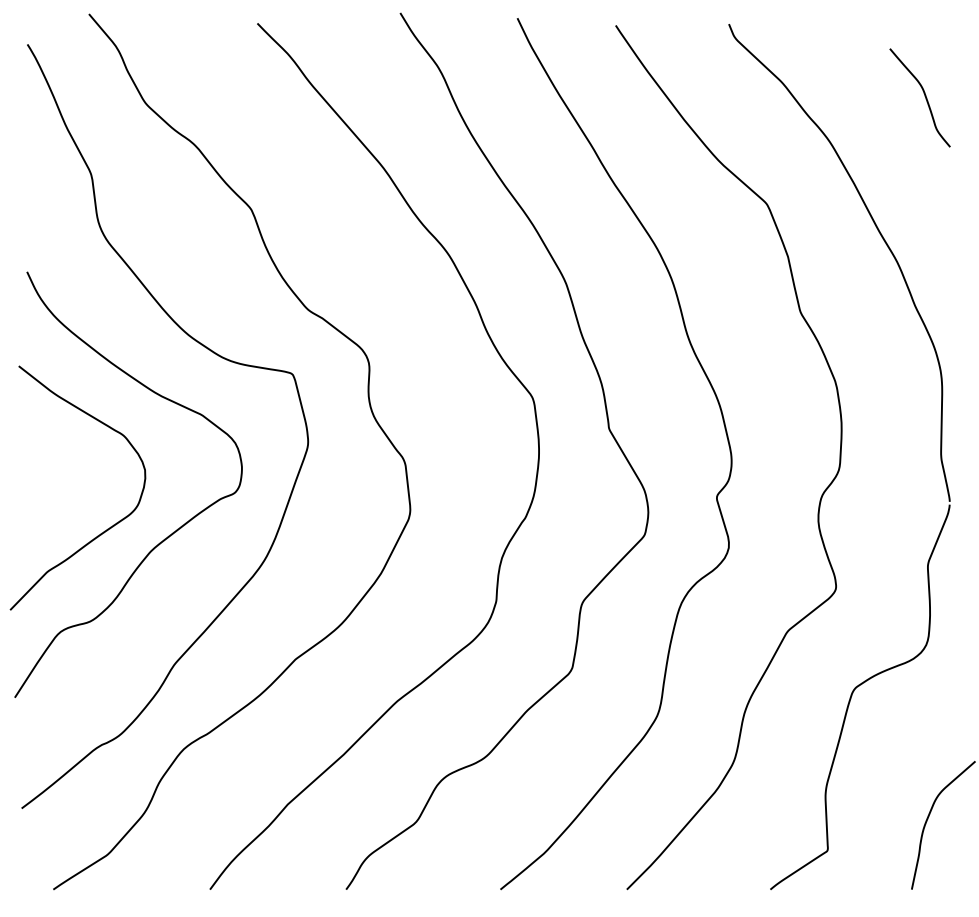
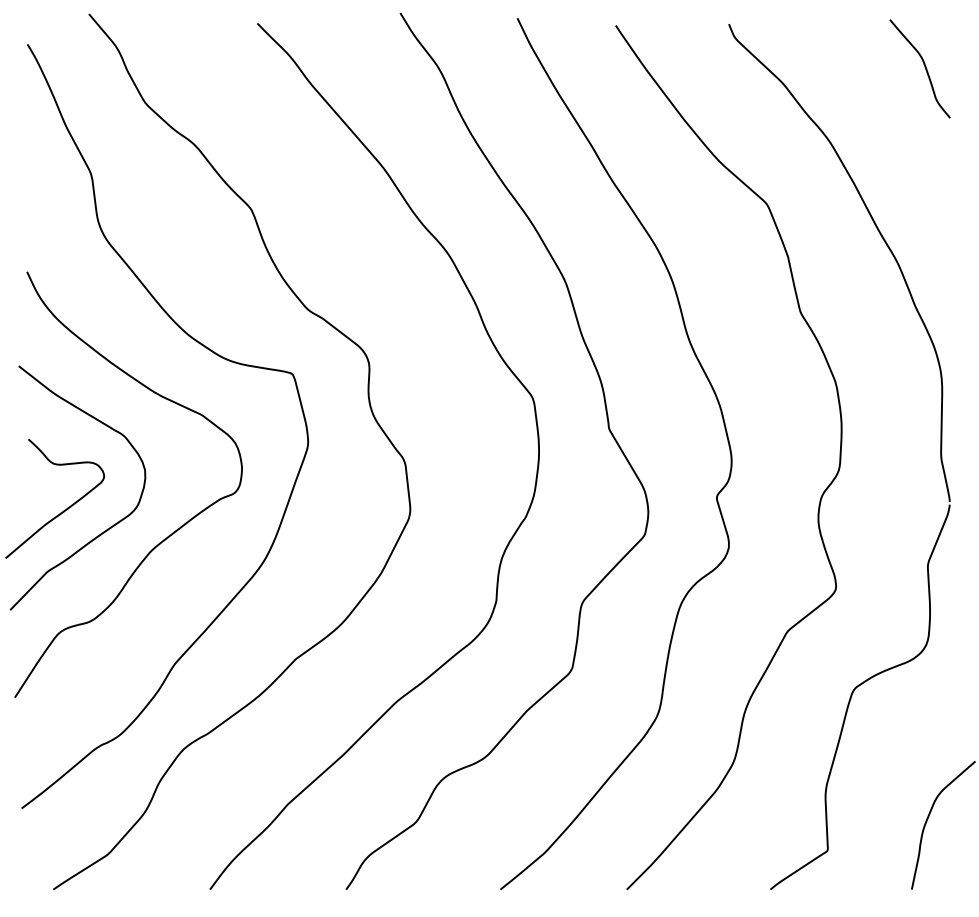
curve position: (924, 96) -> (924, 67) (924, 67)
curve: none -> present (64, 509)
